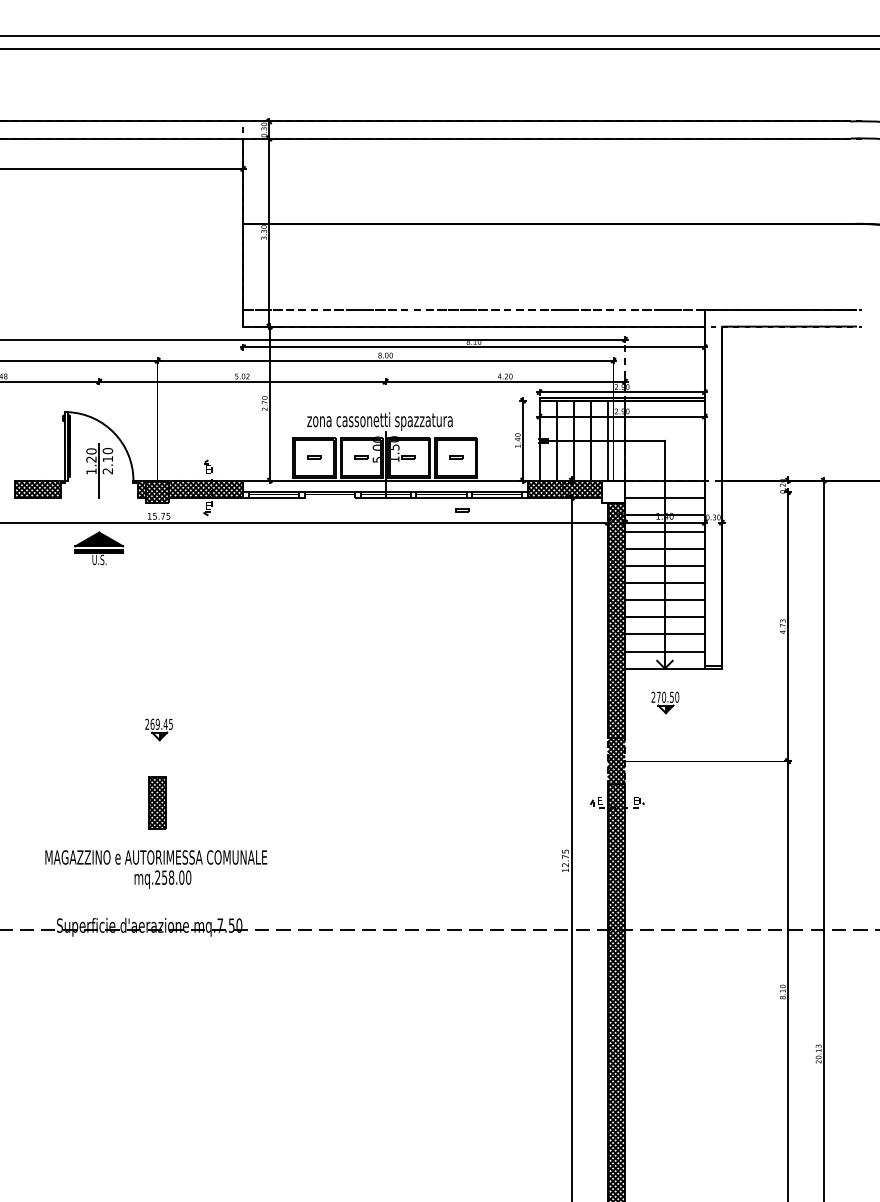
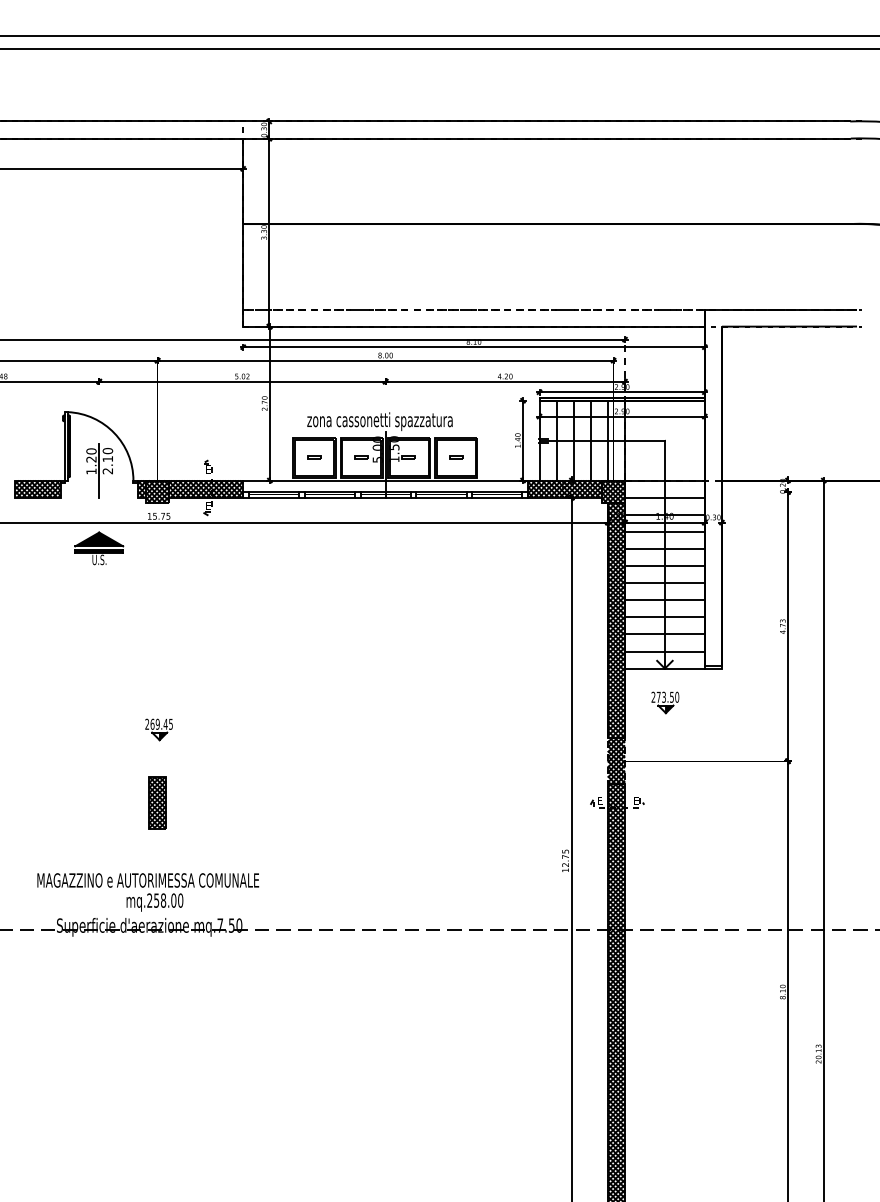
hatch: none -> present (613, 491)
line: none -> present (329, 497)
part: present -> none (462, 510)
text: 270.50 -> 273.50 (664, 696)
text position: (156, 869) -> (148, 892) (148, 892)
